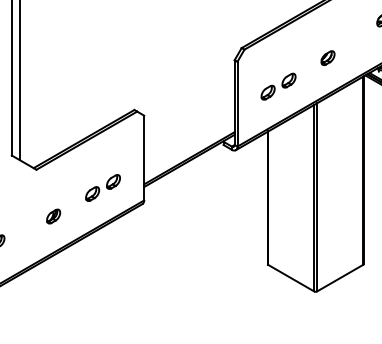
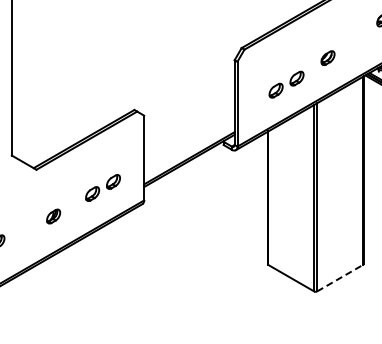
line: present -> none (19, 80)
part position: (278, 86) -> (286, 84) (286, 84)
line: solid -> dashed (340, 278)
